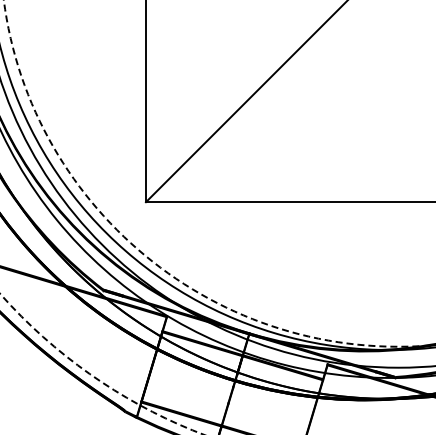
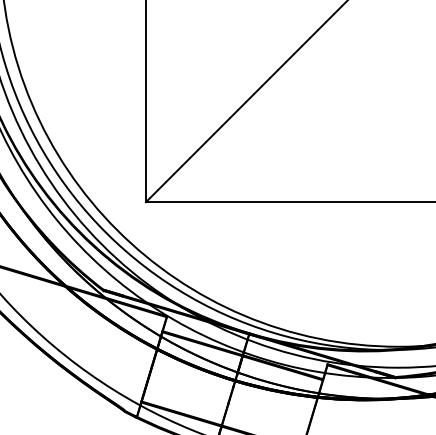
circle: dashed -> solid (219, 173)
arc: dashed -> solid (93, 376)
